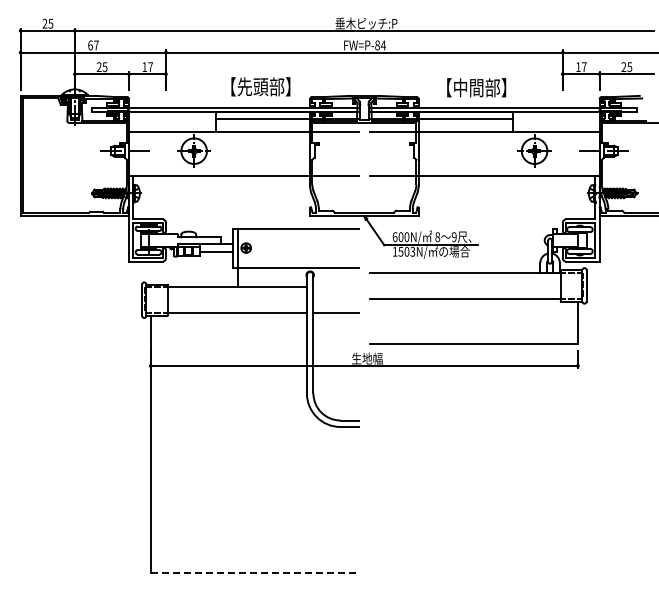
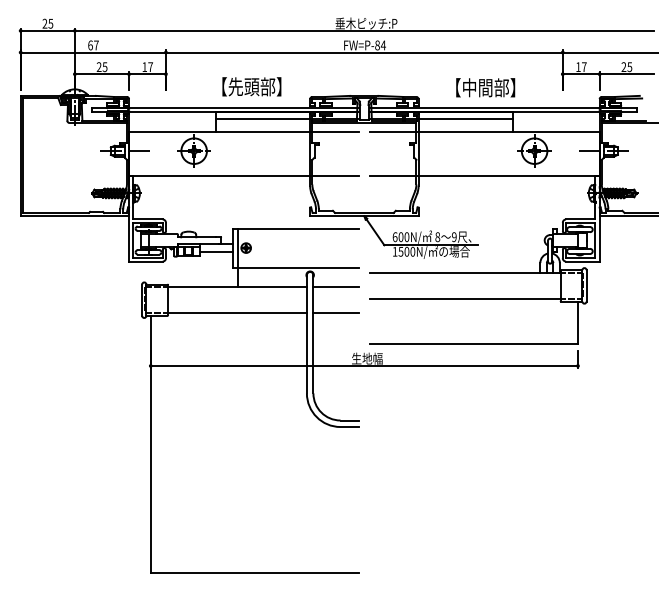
text position: (260, 86) -> (251, 86) (251, 86)
text position: (476, 87) -> (485, 87) (485, 87)
text: 1503N/ -> 1500N/ (412, 251)
line: none -> present (335, 287)
line: dashed -> solid (255, 573)
